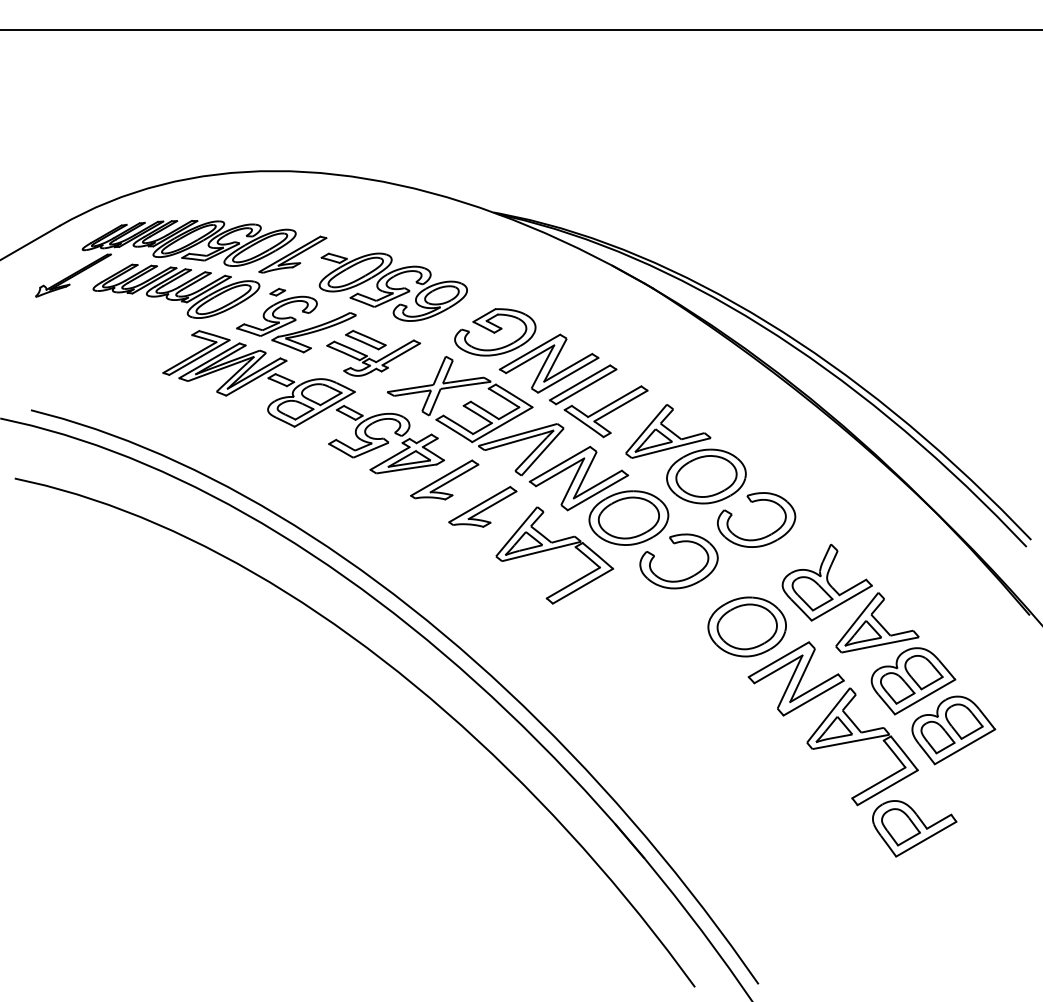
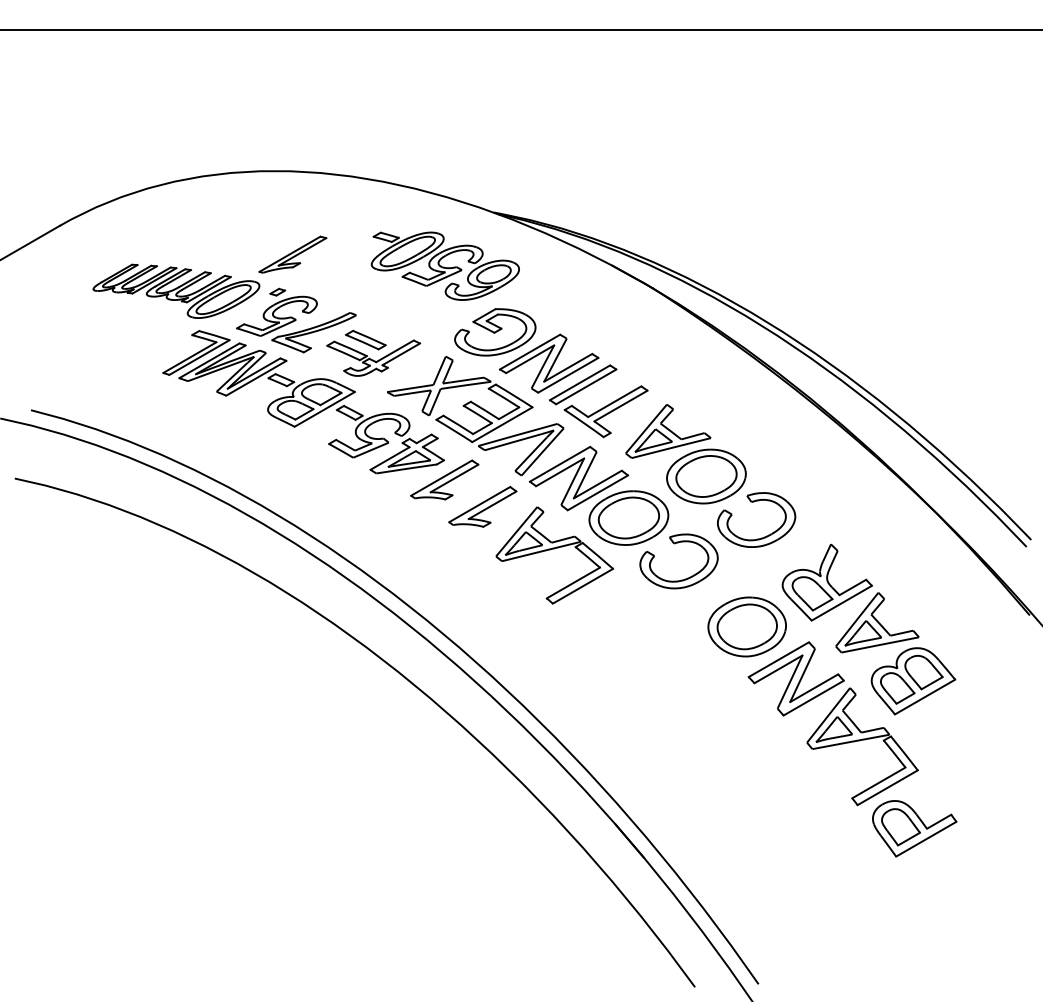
part: present -> none (165, 258)
part position: (392, 286) -> (444, 265) (444, 265)
part: present -> none (953, 730)
